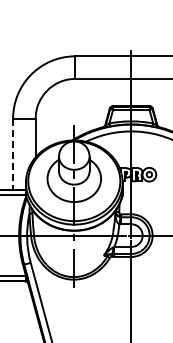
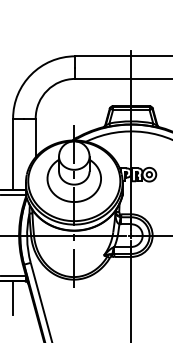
line: dashed -> solid (13, 154)
line: none -> present (13, 298)
